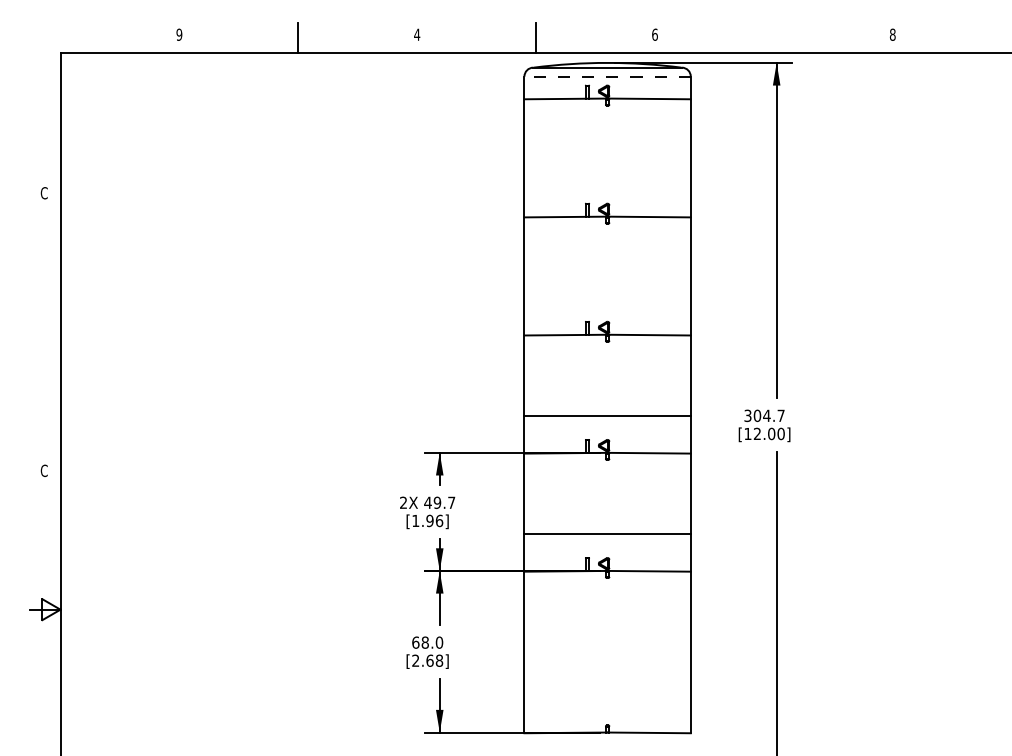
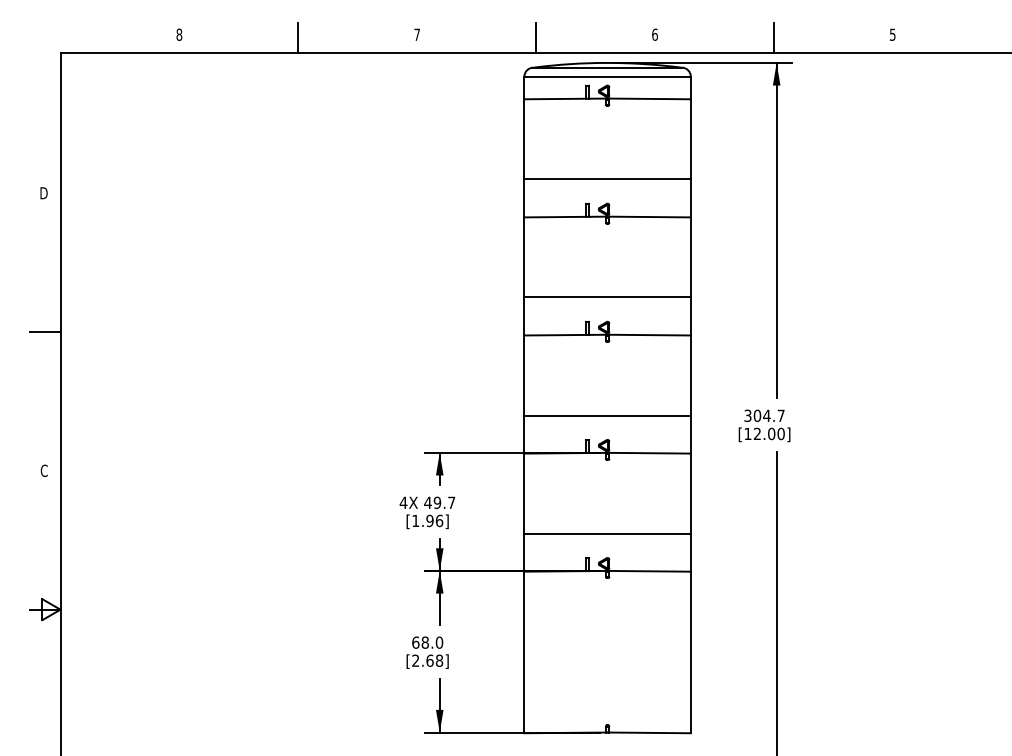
text: 9 -> 8 (179, 34)
text: 4 -> 7 (417, 34)
text: 8 -> 5 (892, 34)
line: none -> present (773, 37)
line: dashed -> solid (607, 76)
line: none -> present (607, 179)
text: C -> D (43, 193)
line: none -> present (607, 297)
line: none -> present (45, 332)
text: 2X -> 4X (403, 502)
